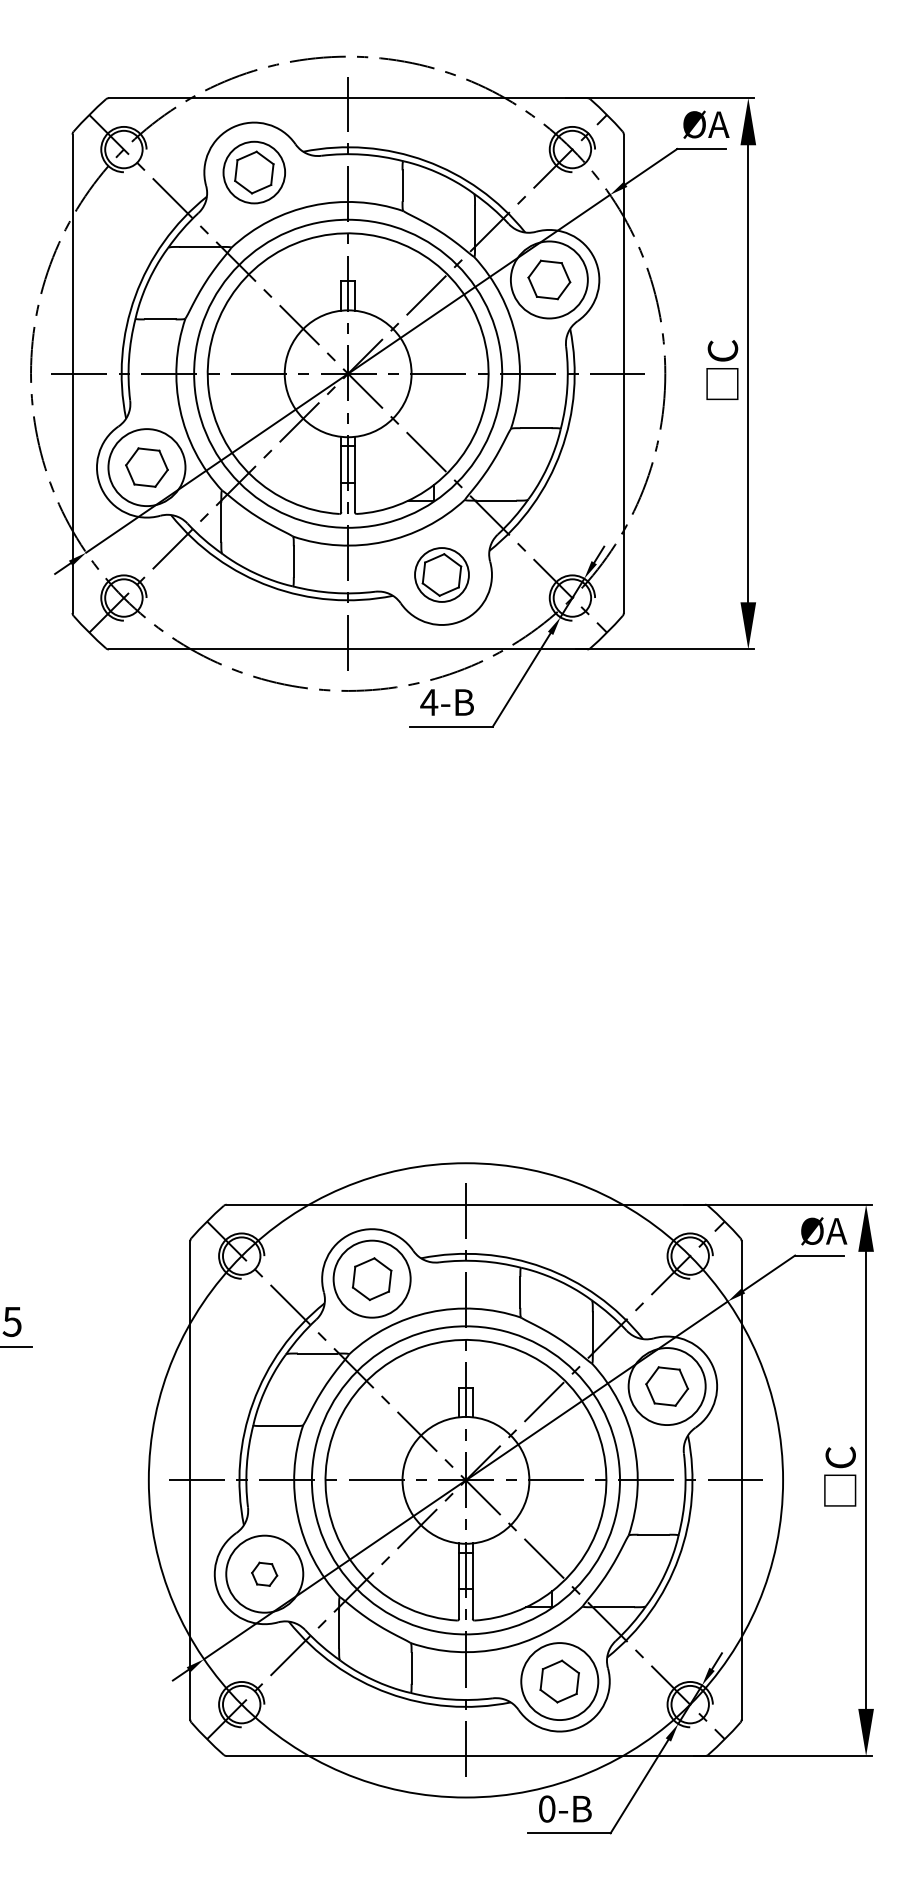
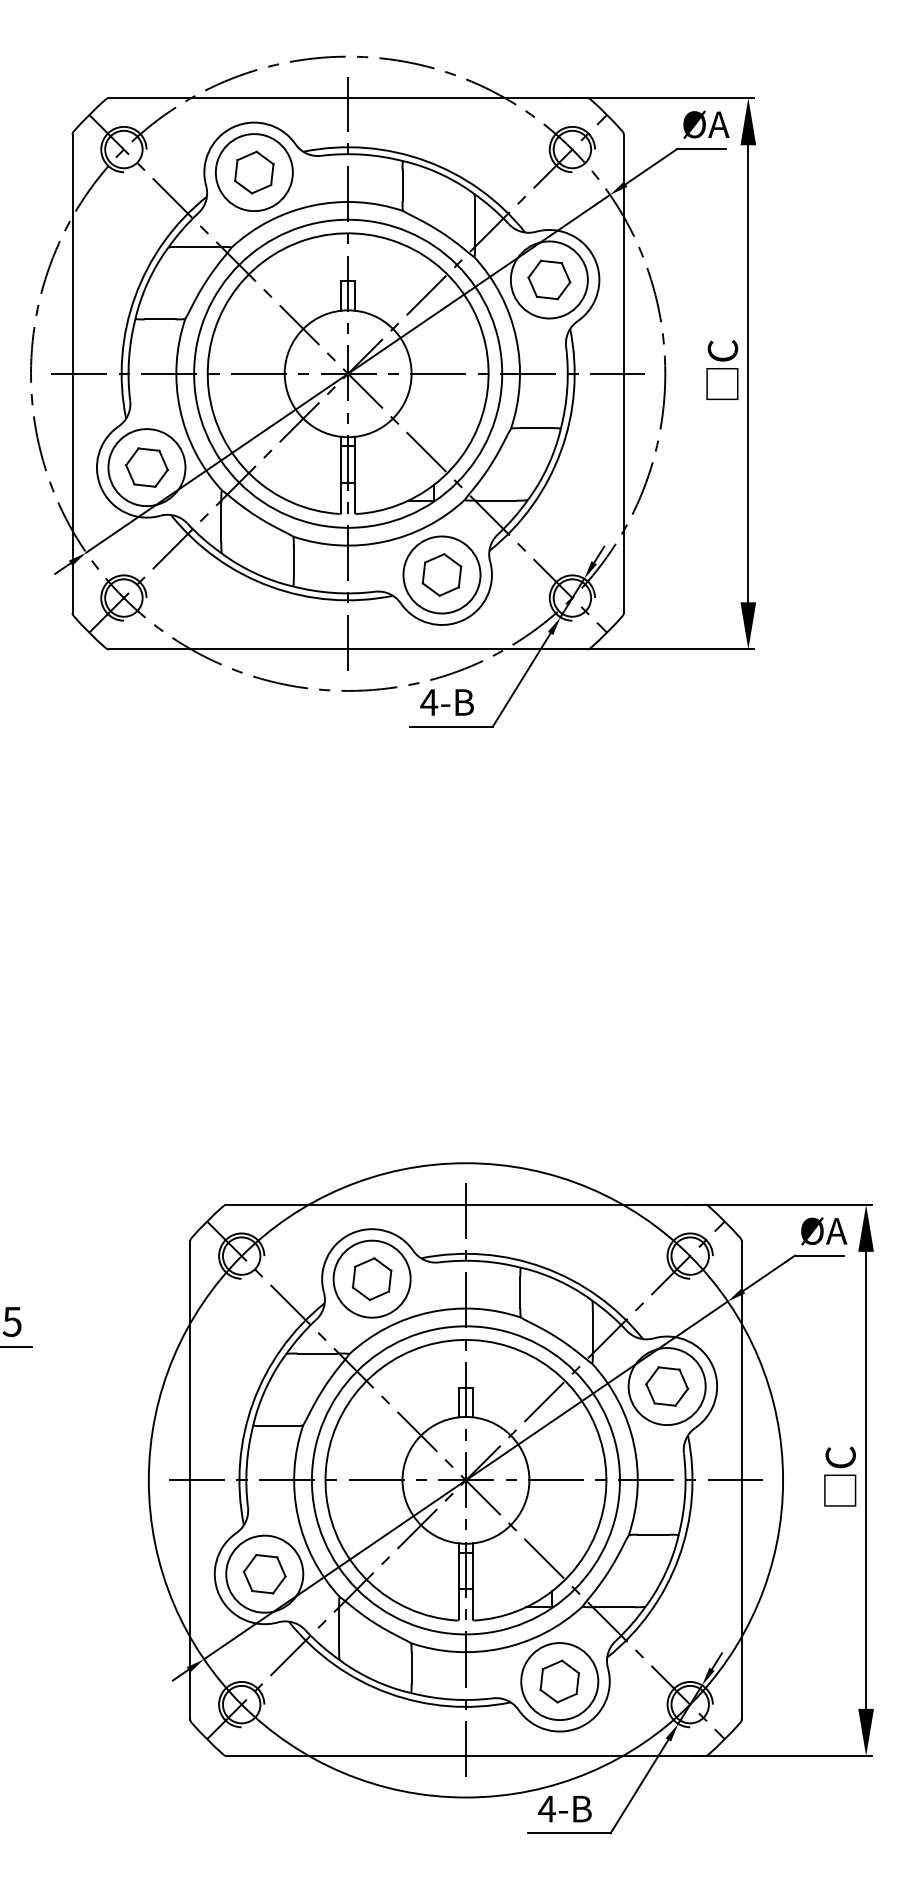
circle diameter: 62 px -> 77 px (253, 172)
circle diameter: 54 px -> 77 px (441, 574)
part size: 28x26 px -> 45x41 px (264, 1574)
text: 0-B -> 4-B (547, 1808)
